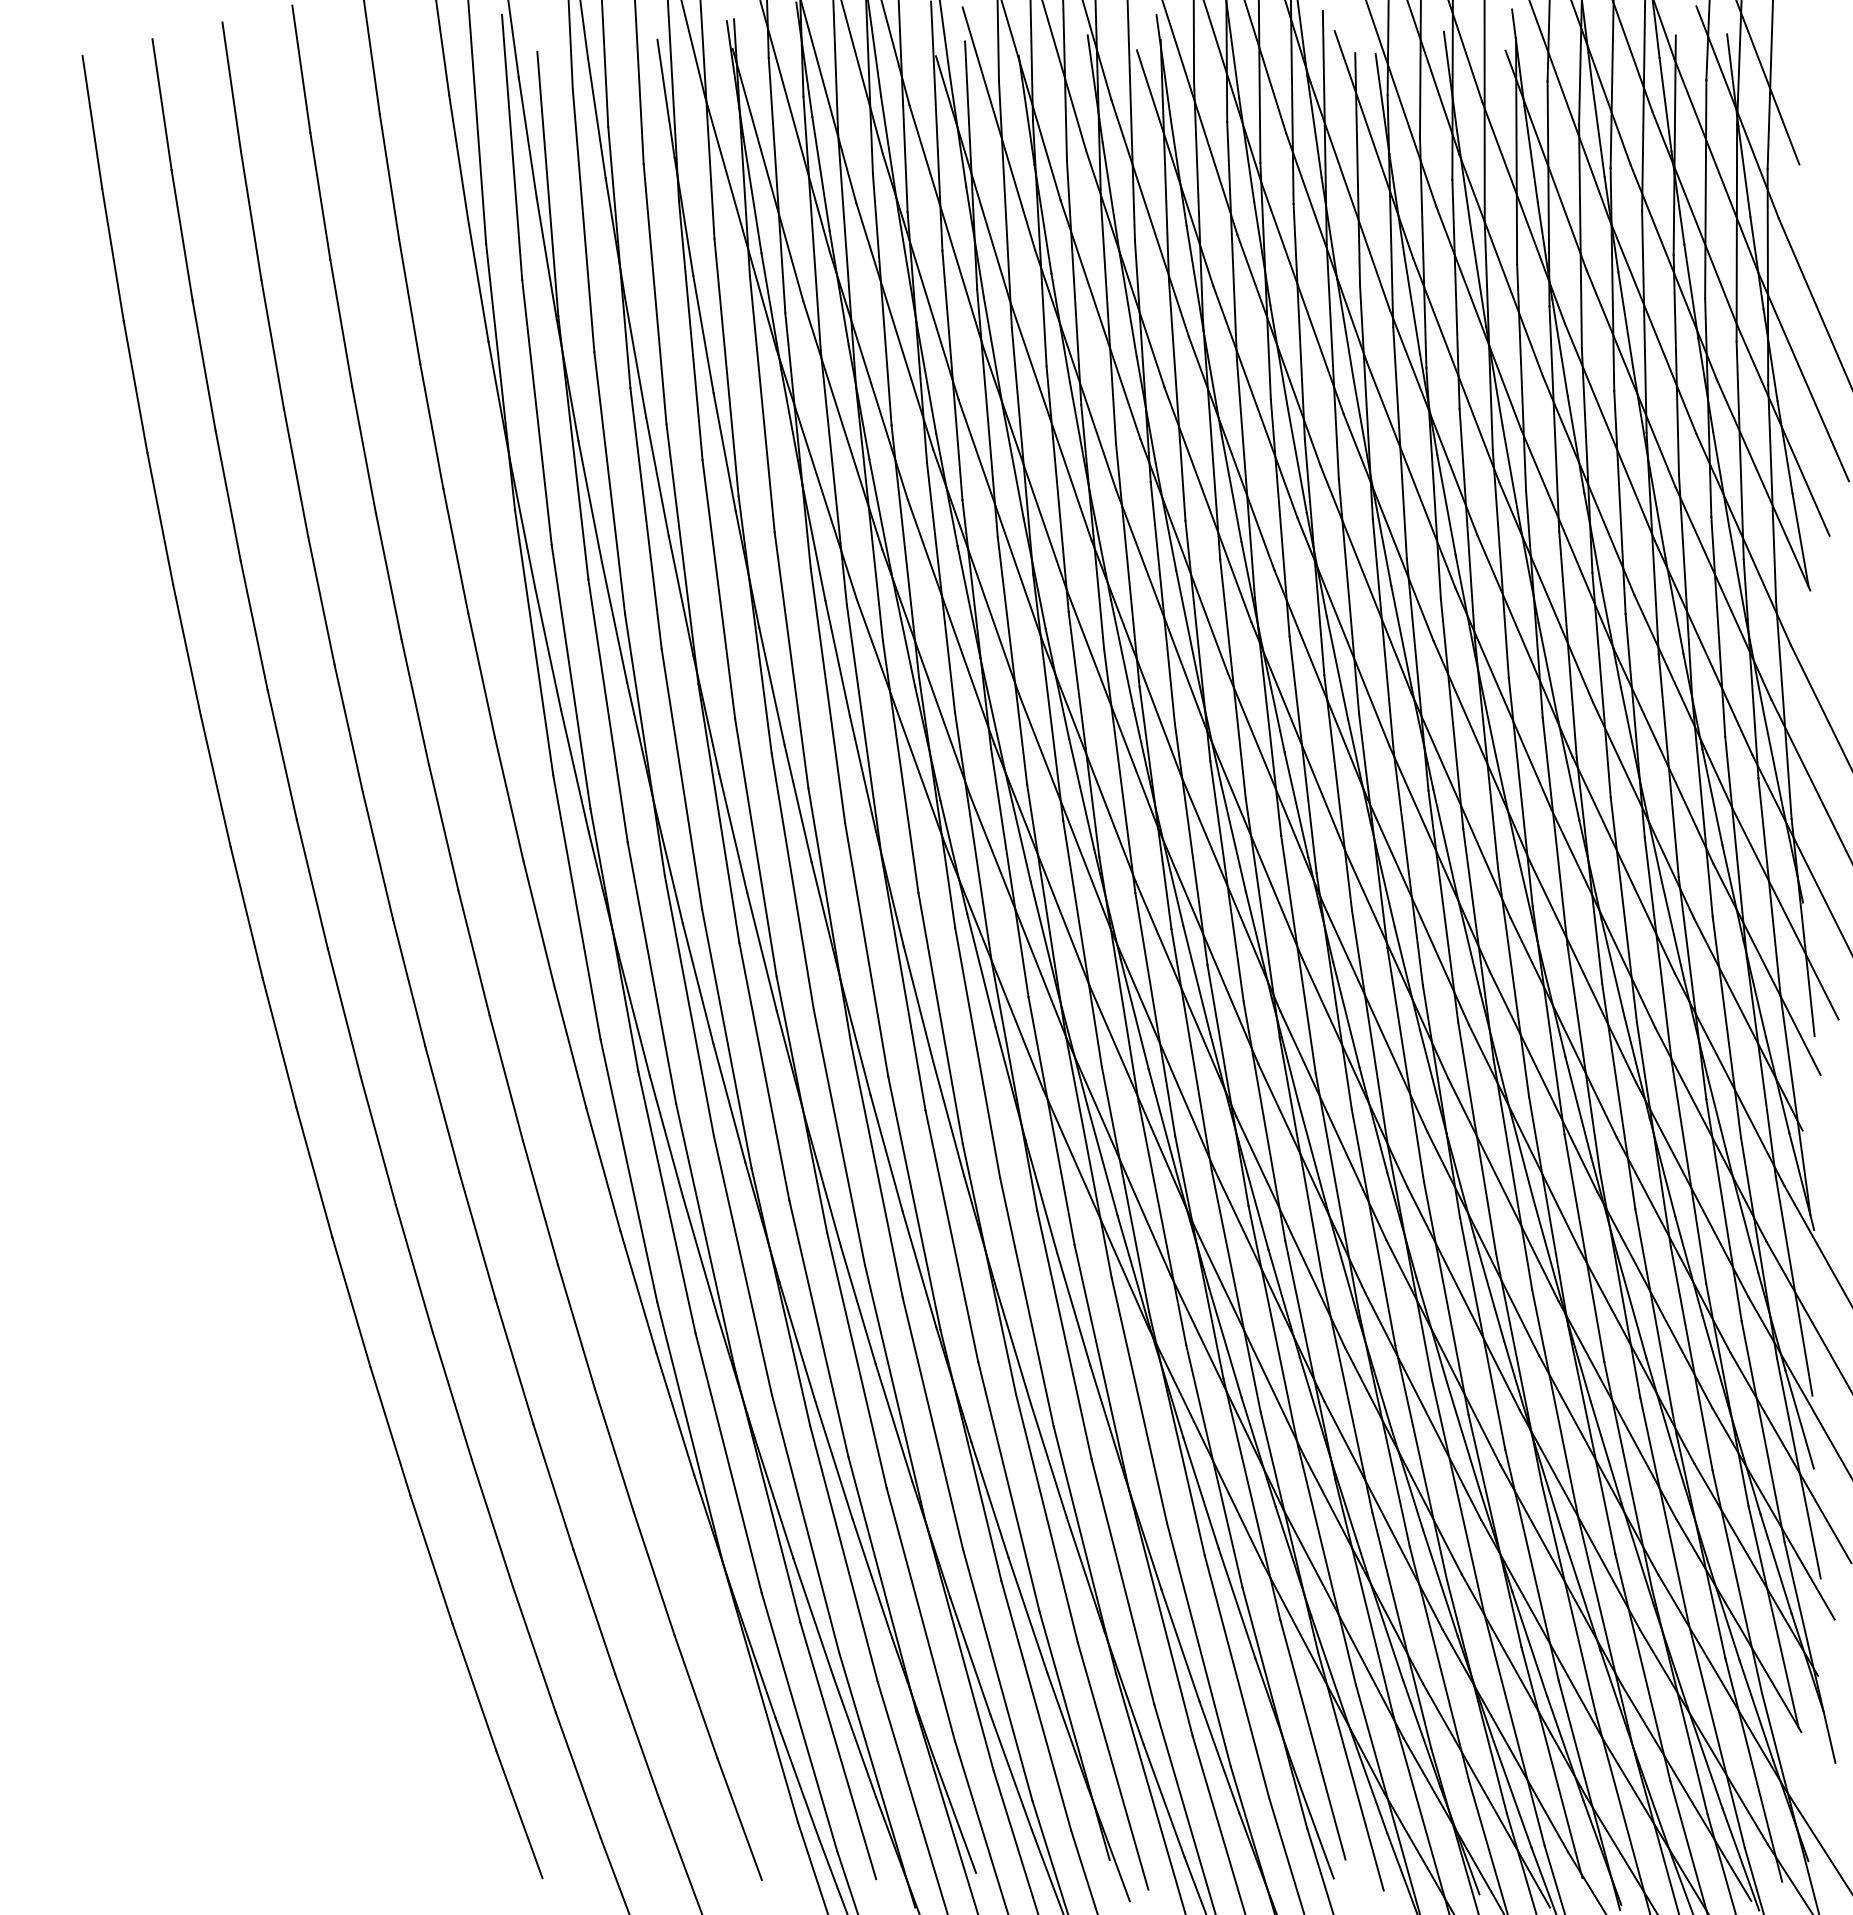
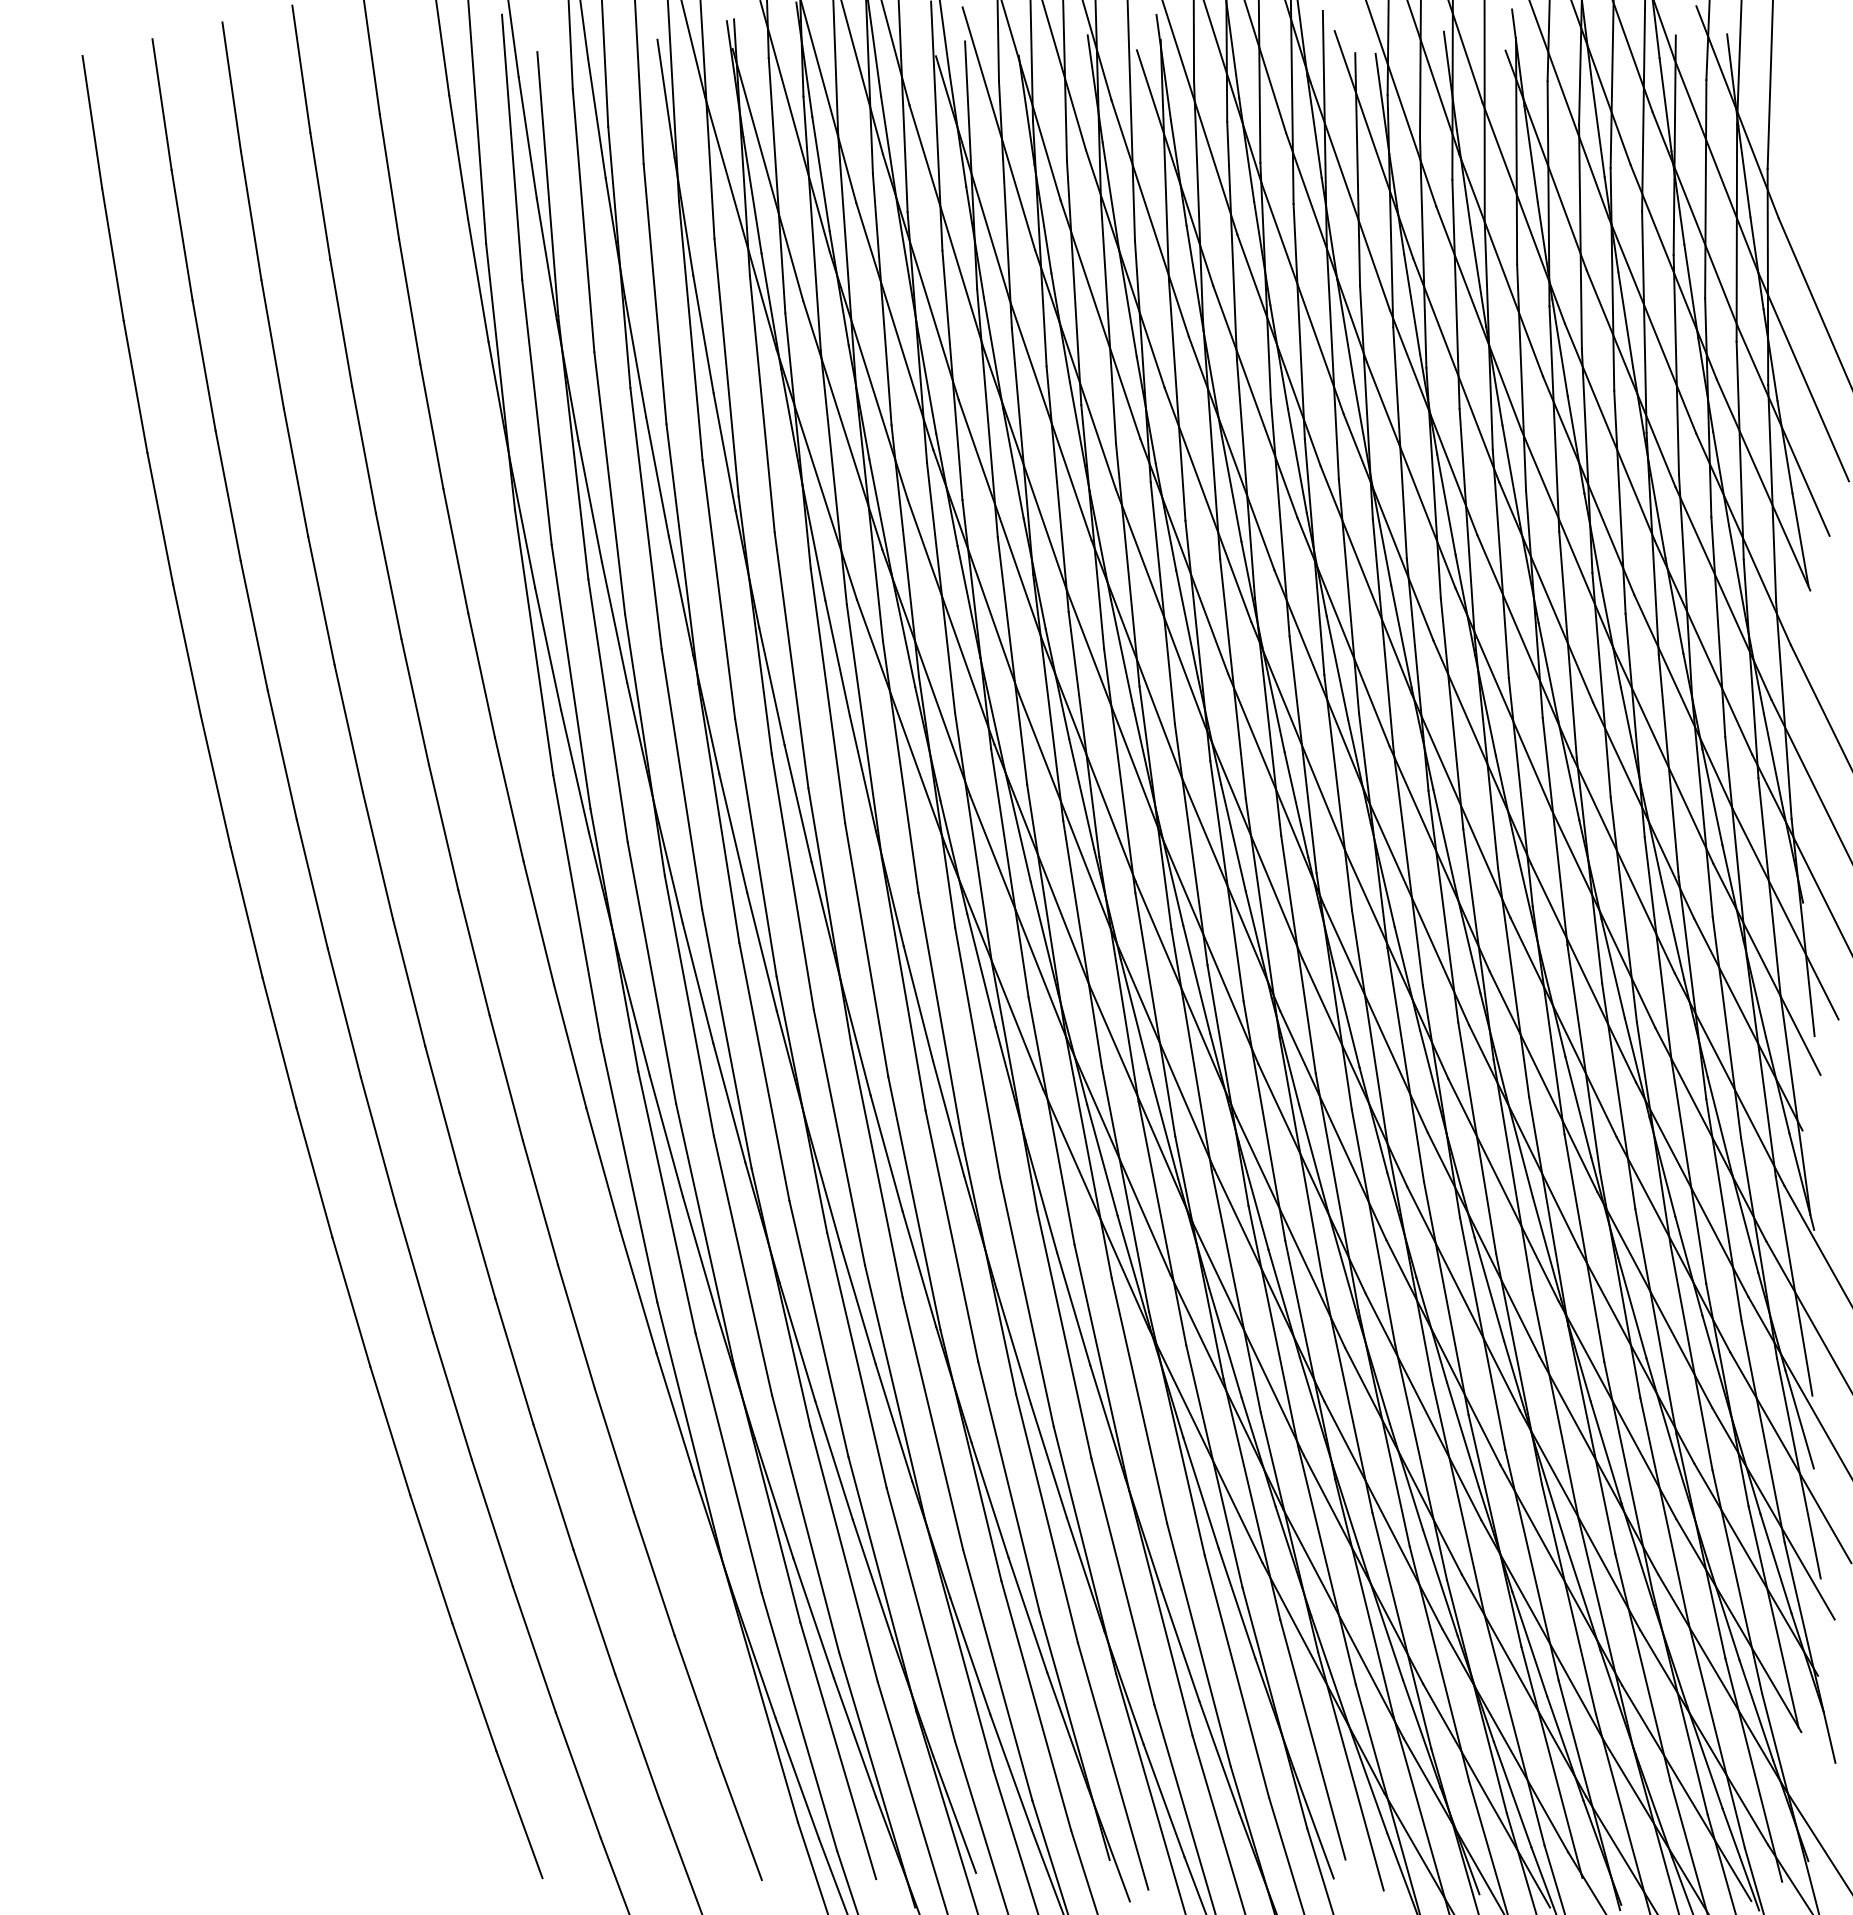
line: present -> none (1768, 83)
